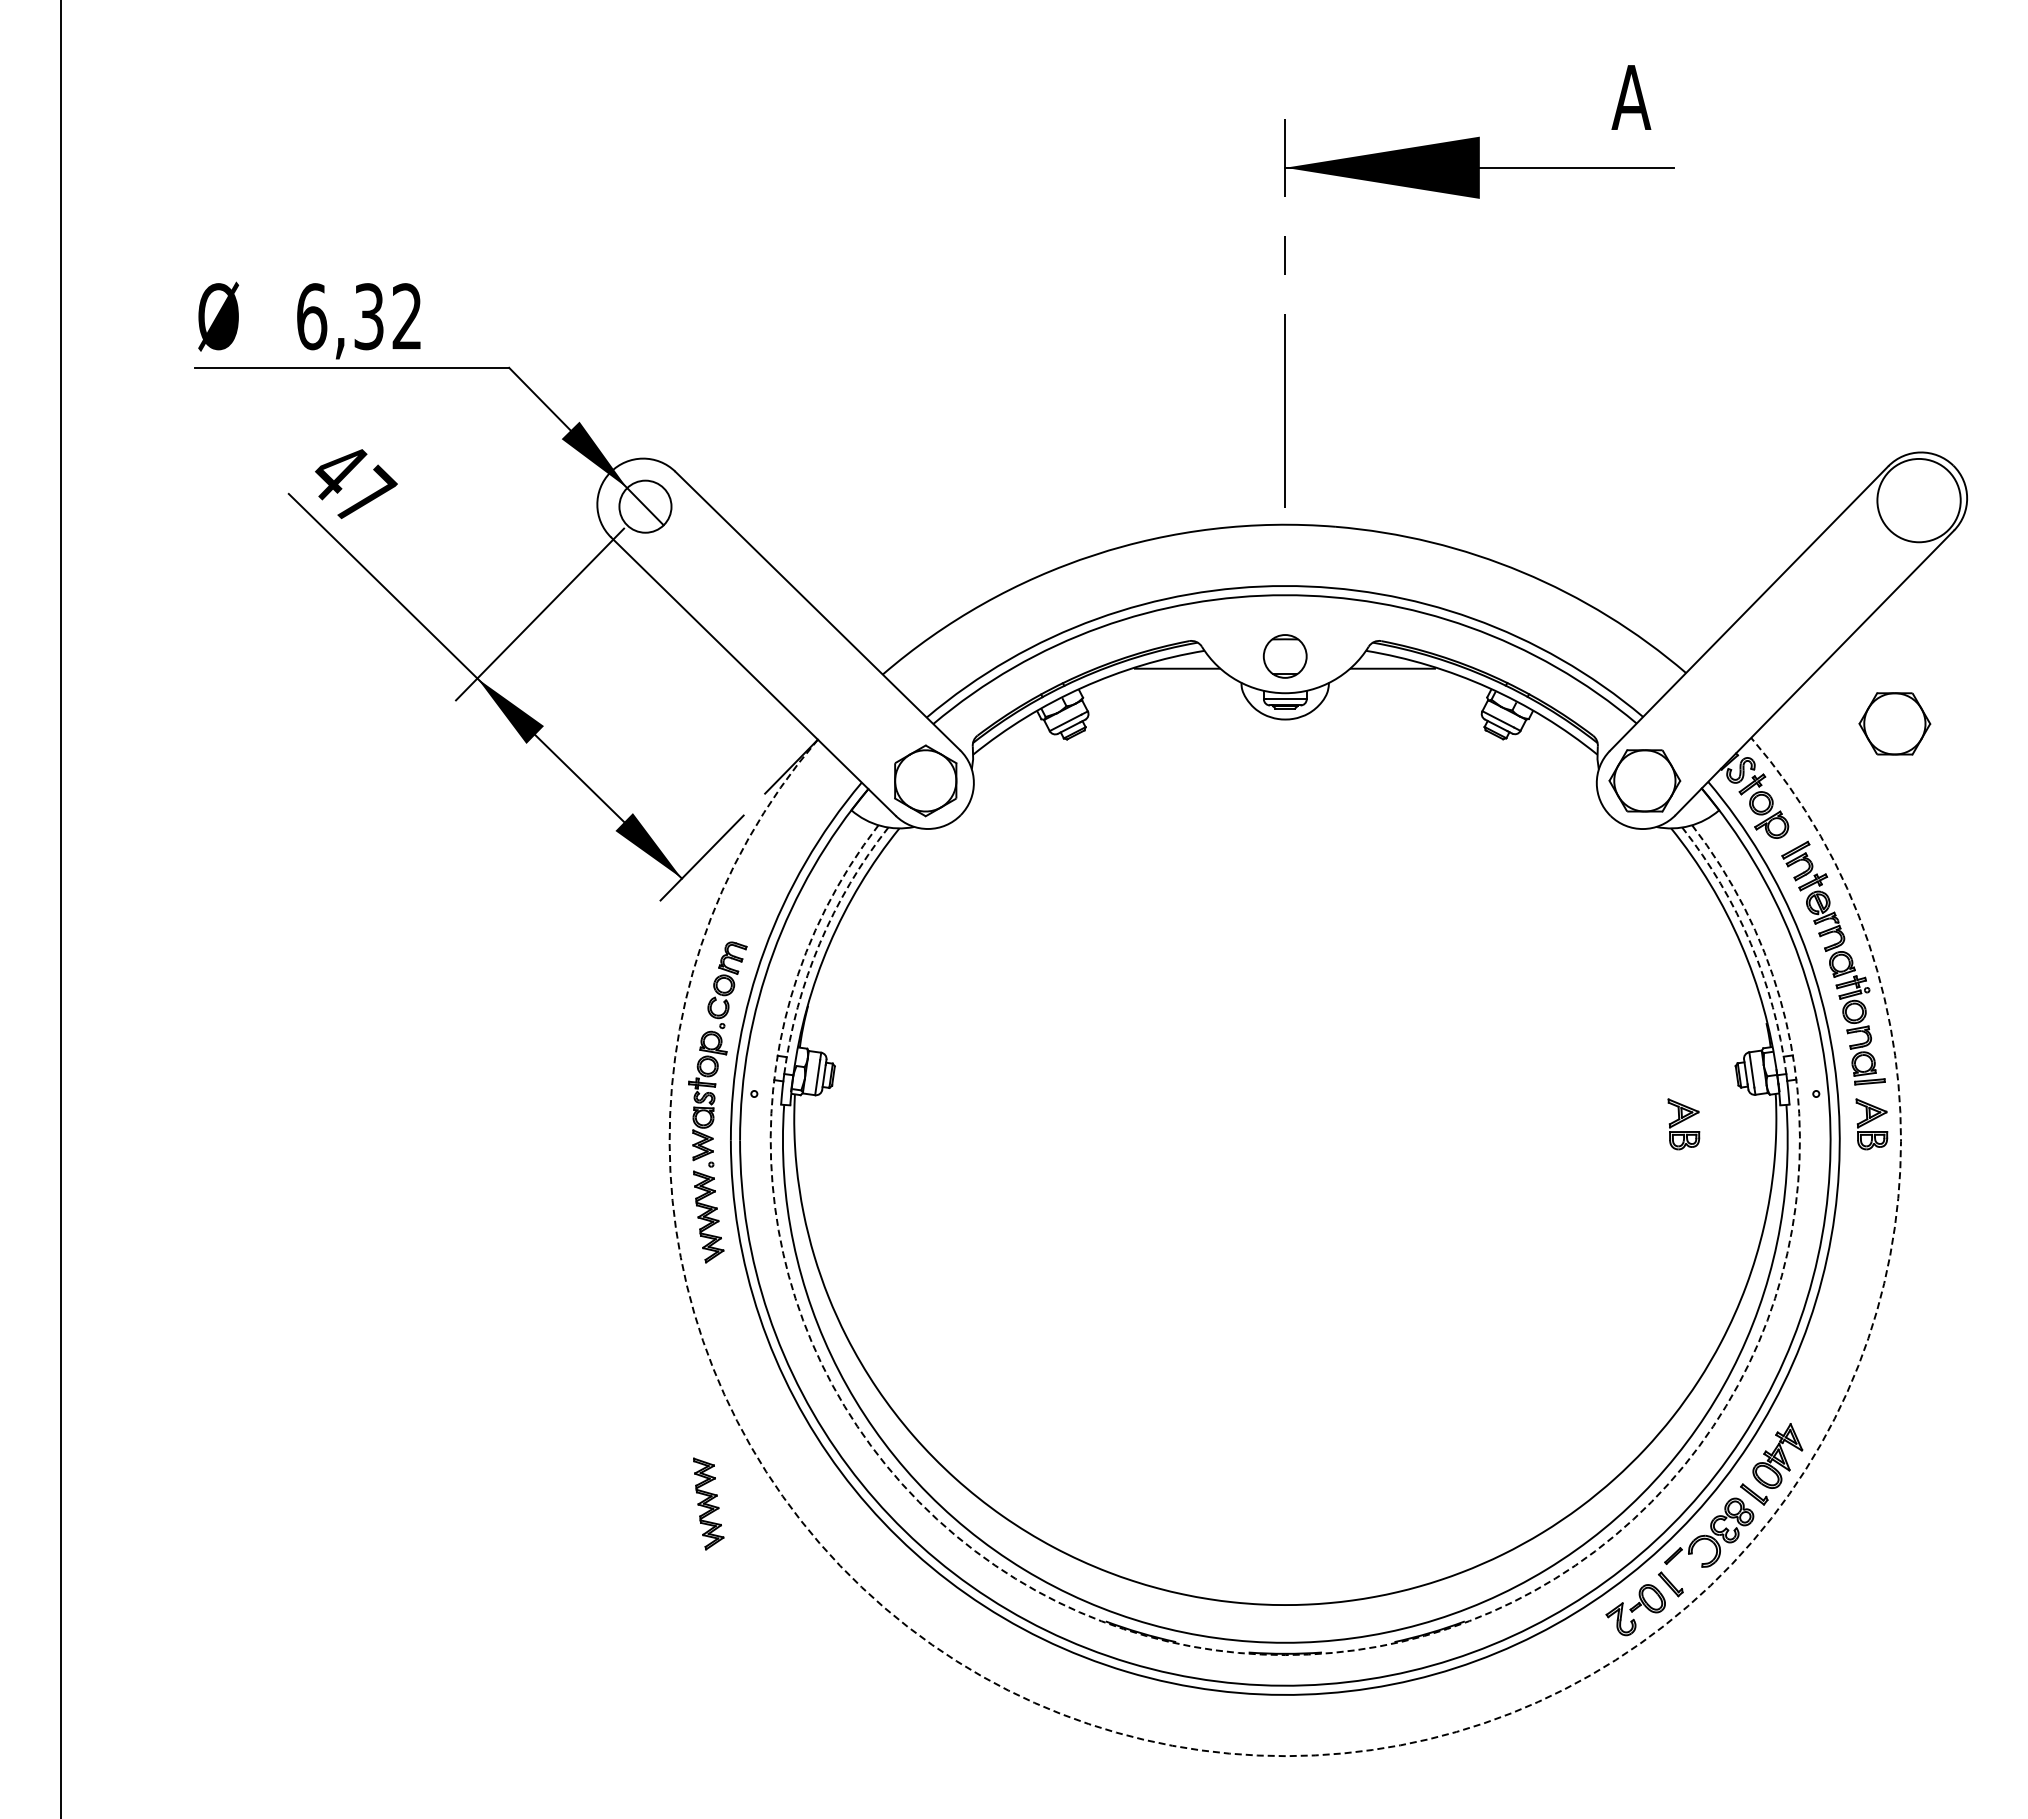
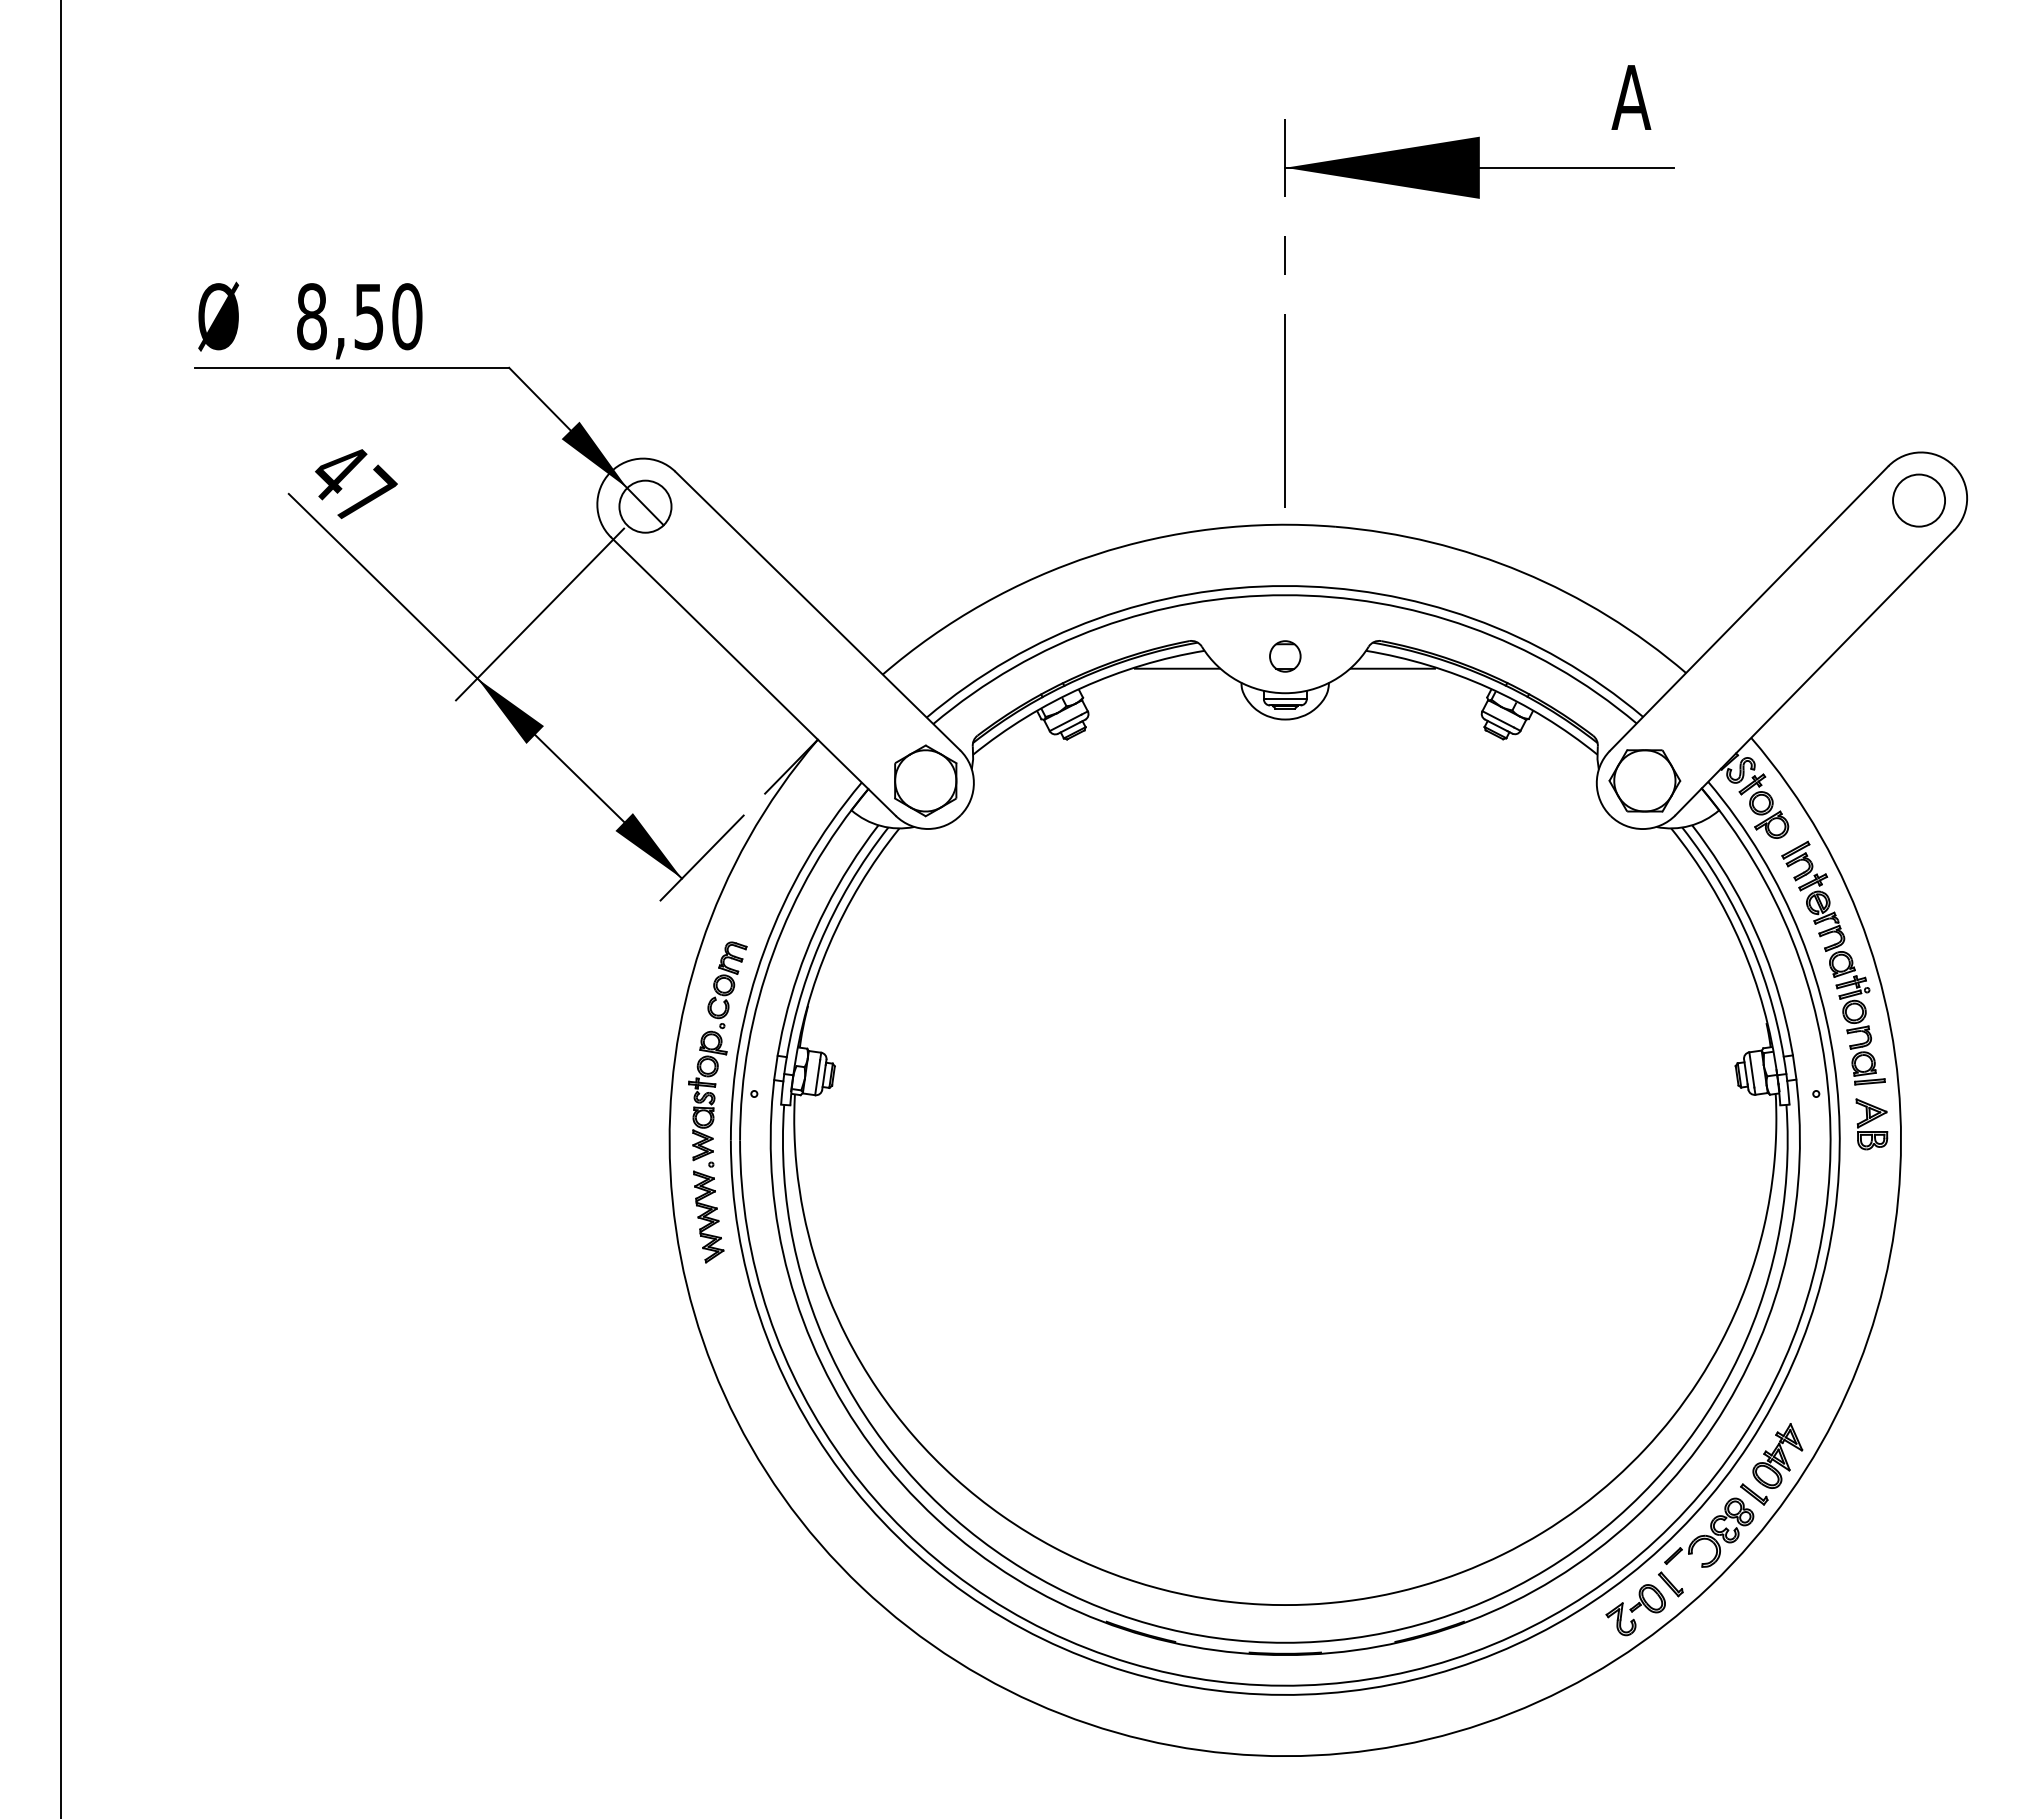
text: 6,32 -> 8,50 (359, 316)
circle diameter: 83 px -> 52 px (1919, 500)
part size: 46x45 px -> 33x33 px (1285, 656)
part: present -> none (1894, 723)
arc: dashed -> solid (819, 943)
arc: dashed -> solid (1750, 943)
part: present -> none (1683, 1124)
part: present -> none (708, 1503)
arc: dashed -> solid (1285, 1655)
arc: dashed -> solid (1286, 1756)
